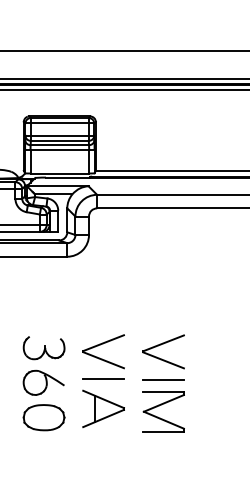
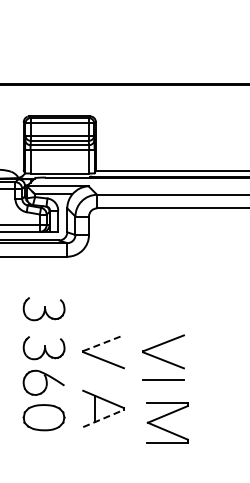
line: present -> none (124, 51)
line: present -> none (124, 78)
line: present -> none (124, 90)
part: none -> present (43, 309)
line: solid -> dashed (103, 343)
line: present -> none (103, 379)
part position: (161, 405) -> (165, 416) (165, 416)
line: solid -> dashed (104, 418)
